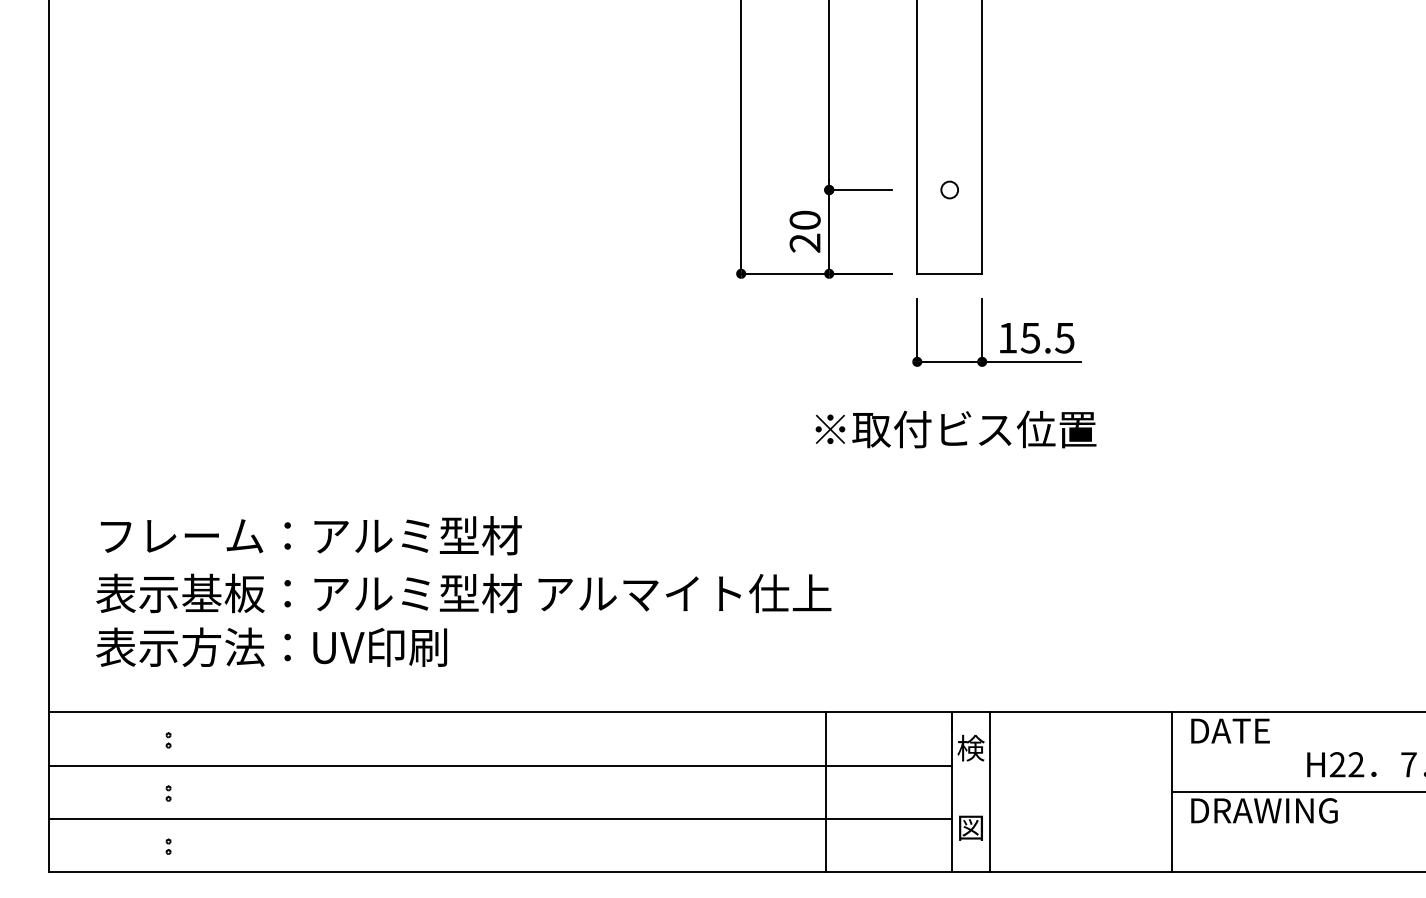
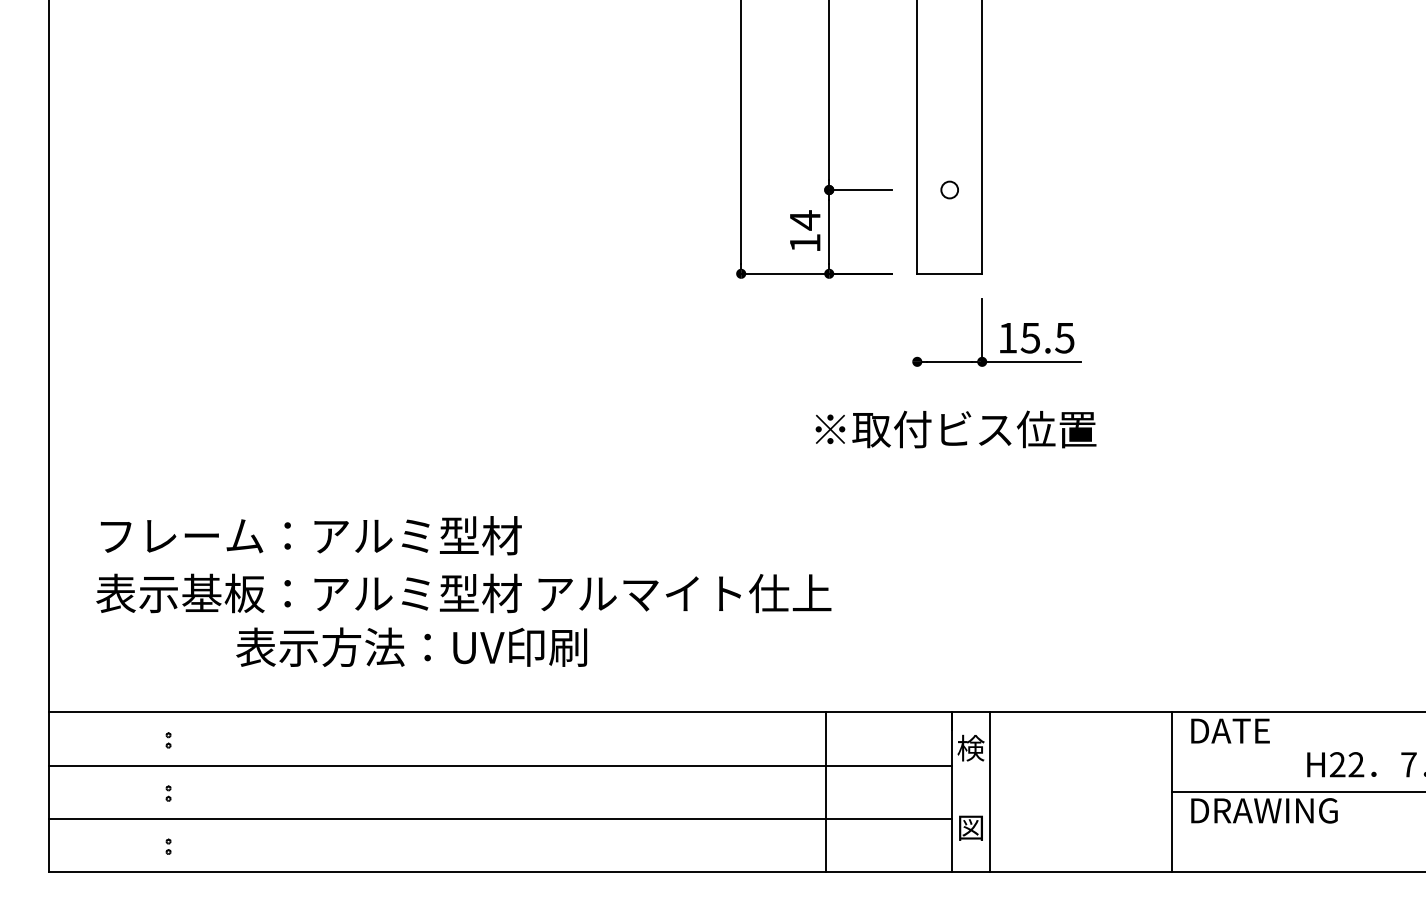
text: 20 -> 14 (804, 231)
line: present -> none (917, 329)
text position: (271, 646) -> (411, 646) (411, 646)
